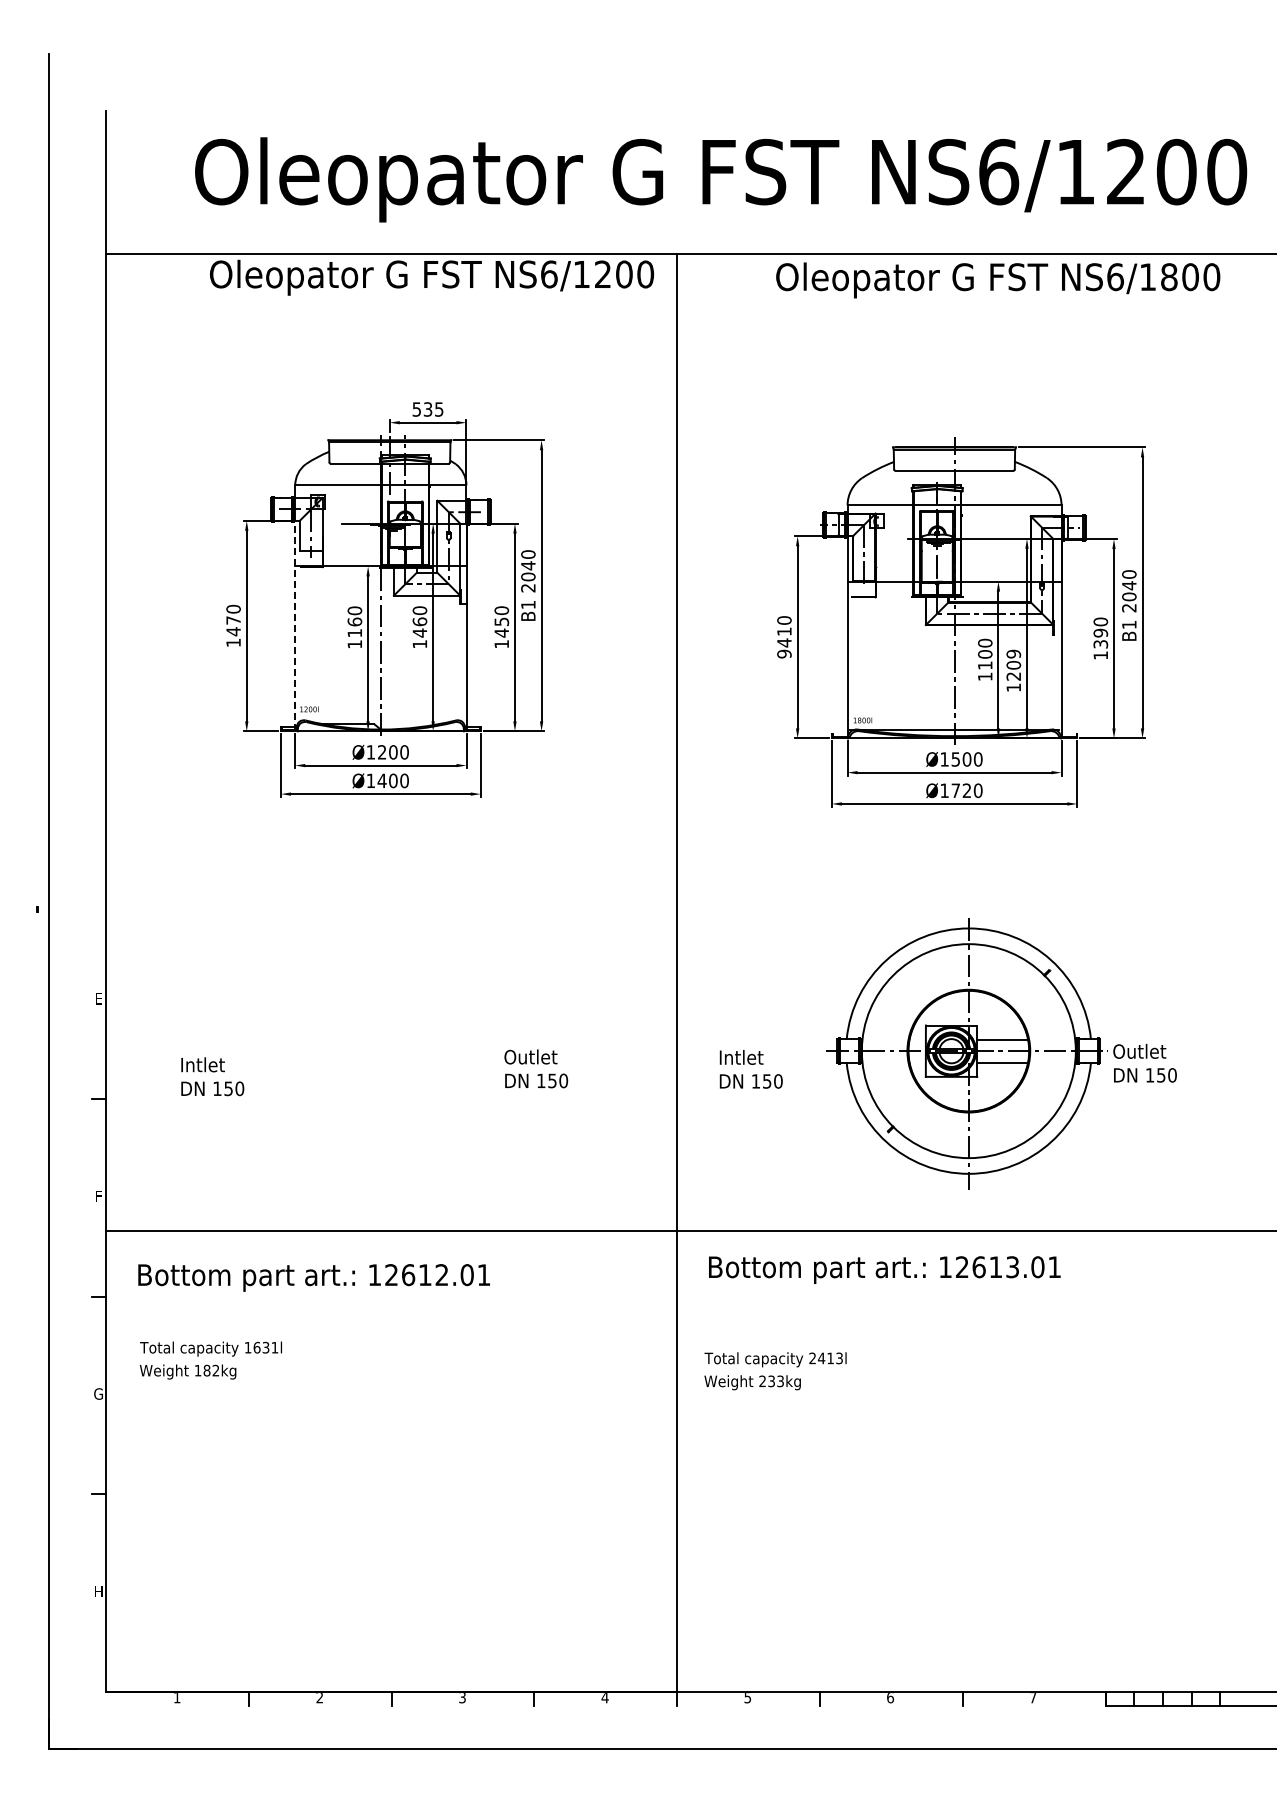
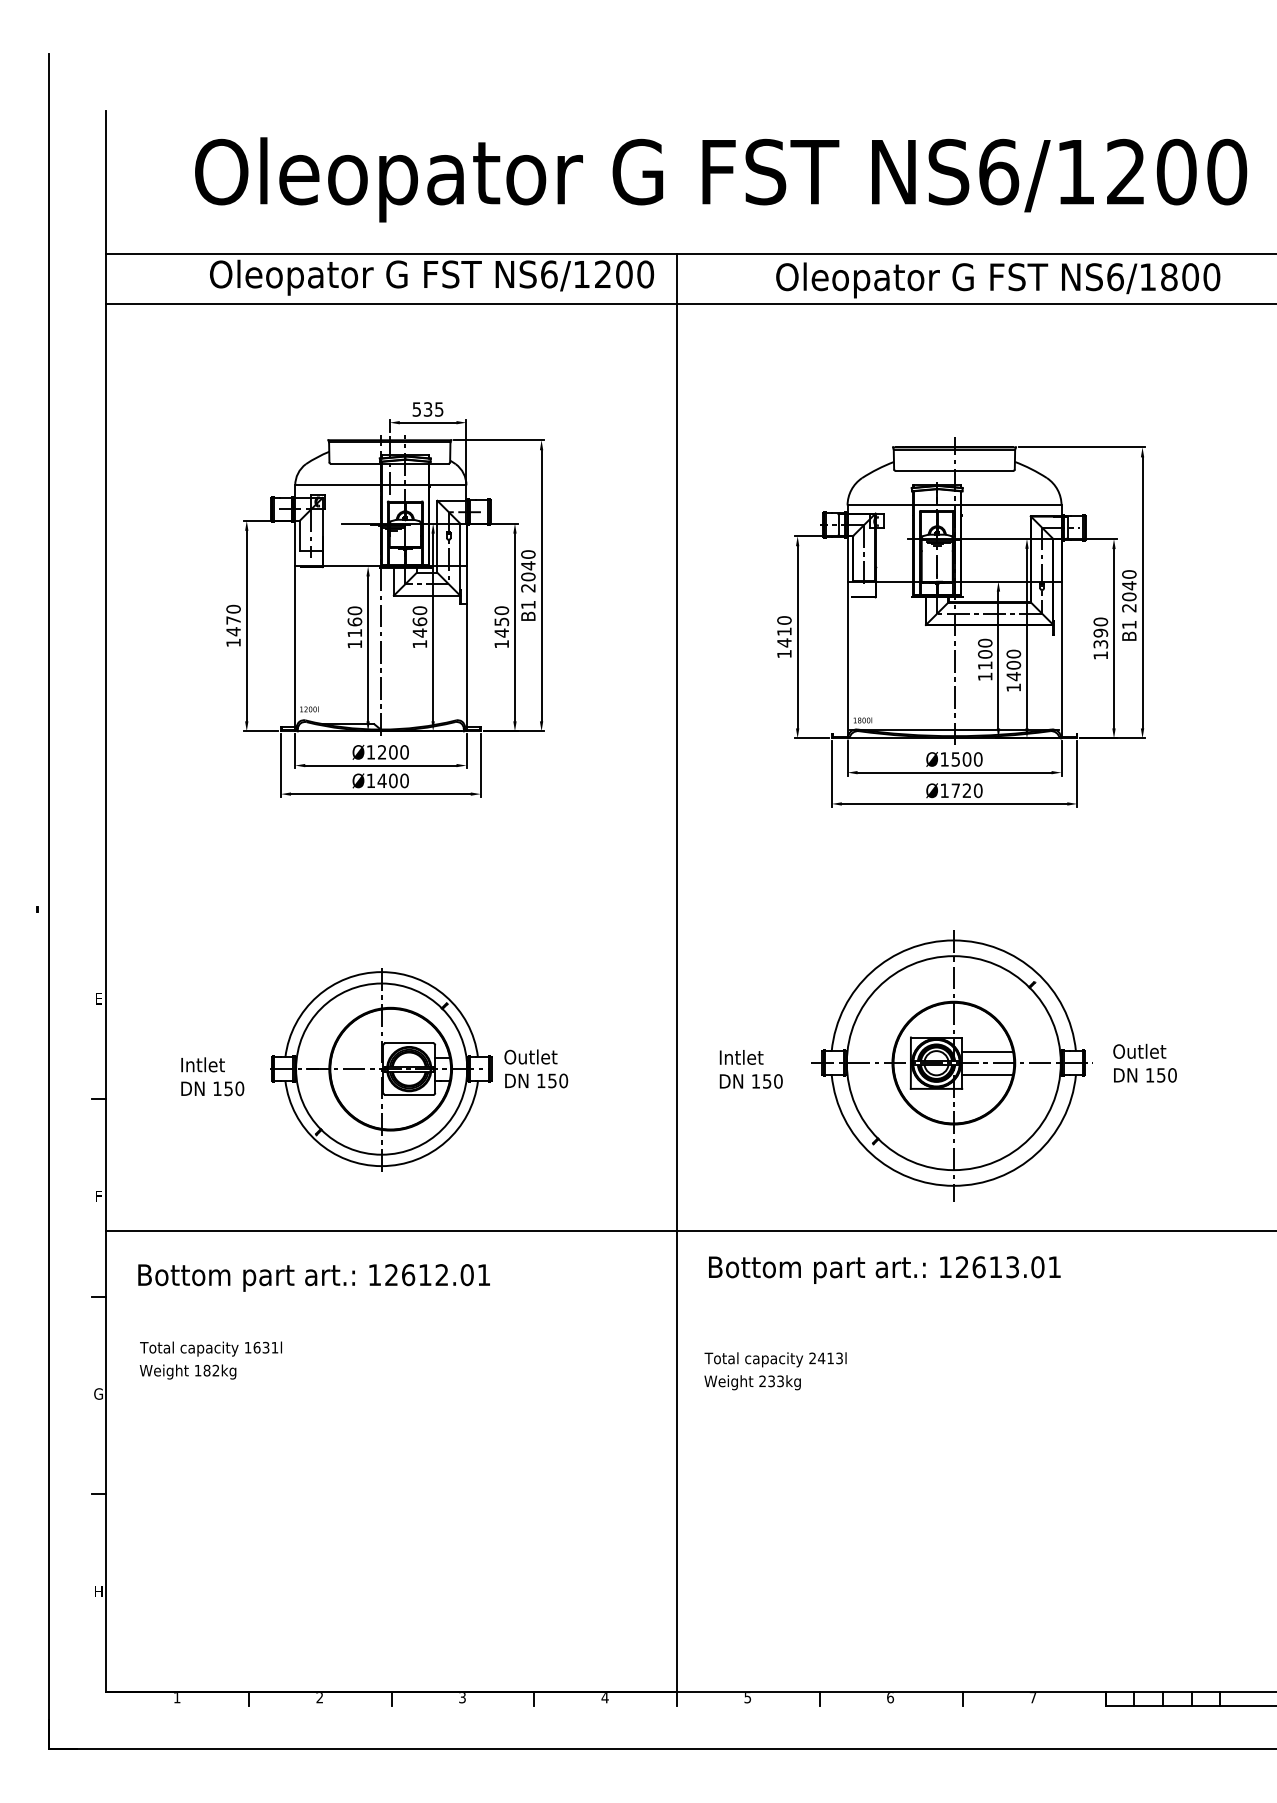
line: none -> present (689, 303)
line: dashed -> solid (295, 625)
text: 9410 -> 1410 (784, 653)
text: 1209 -> 1400 (1013, 665)
part position: (966, 1053) -> (951, 1065) (951, 1065)
part: none -> present (381, 1069)
